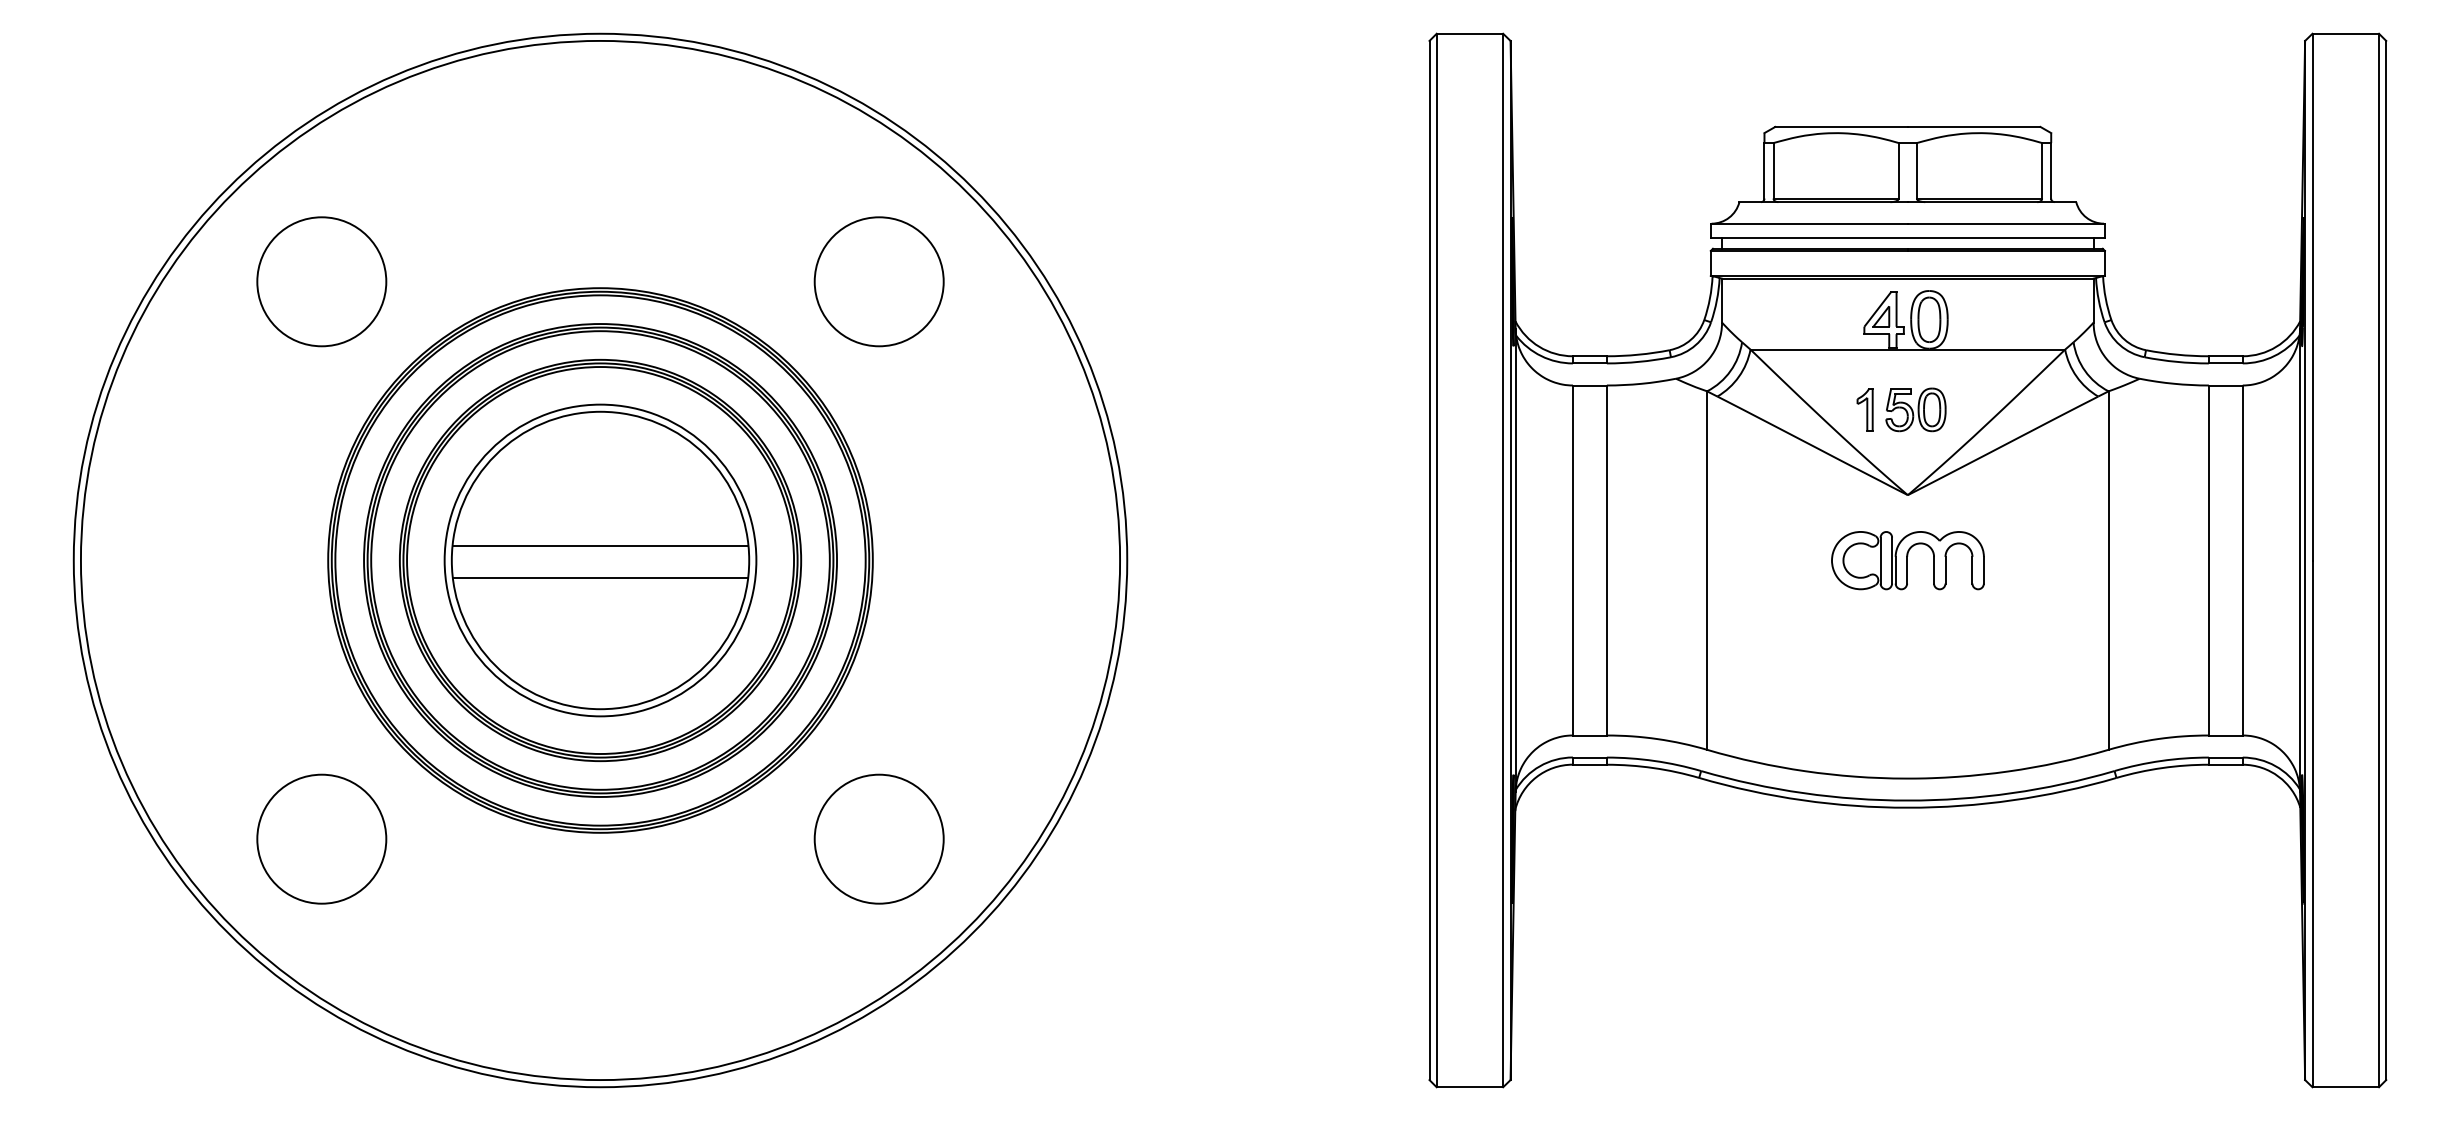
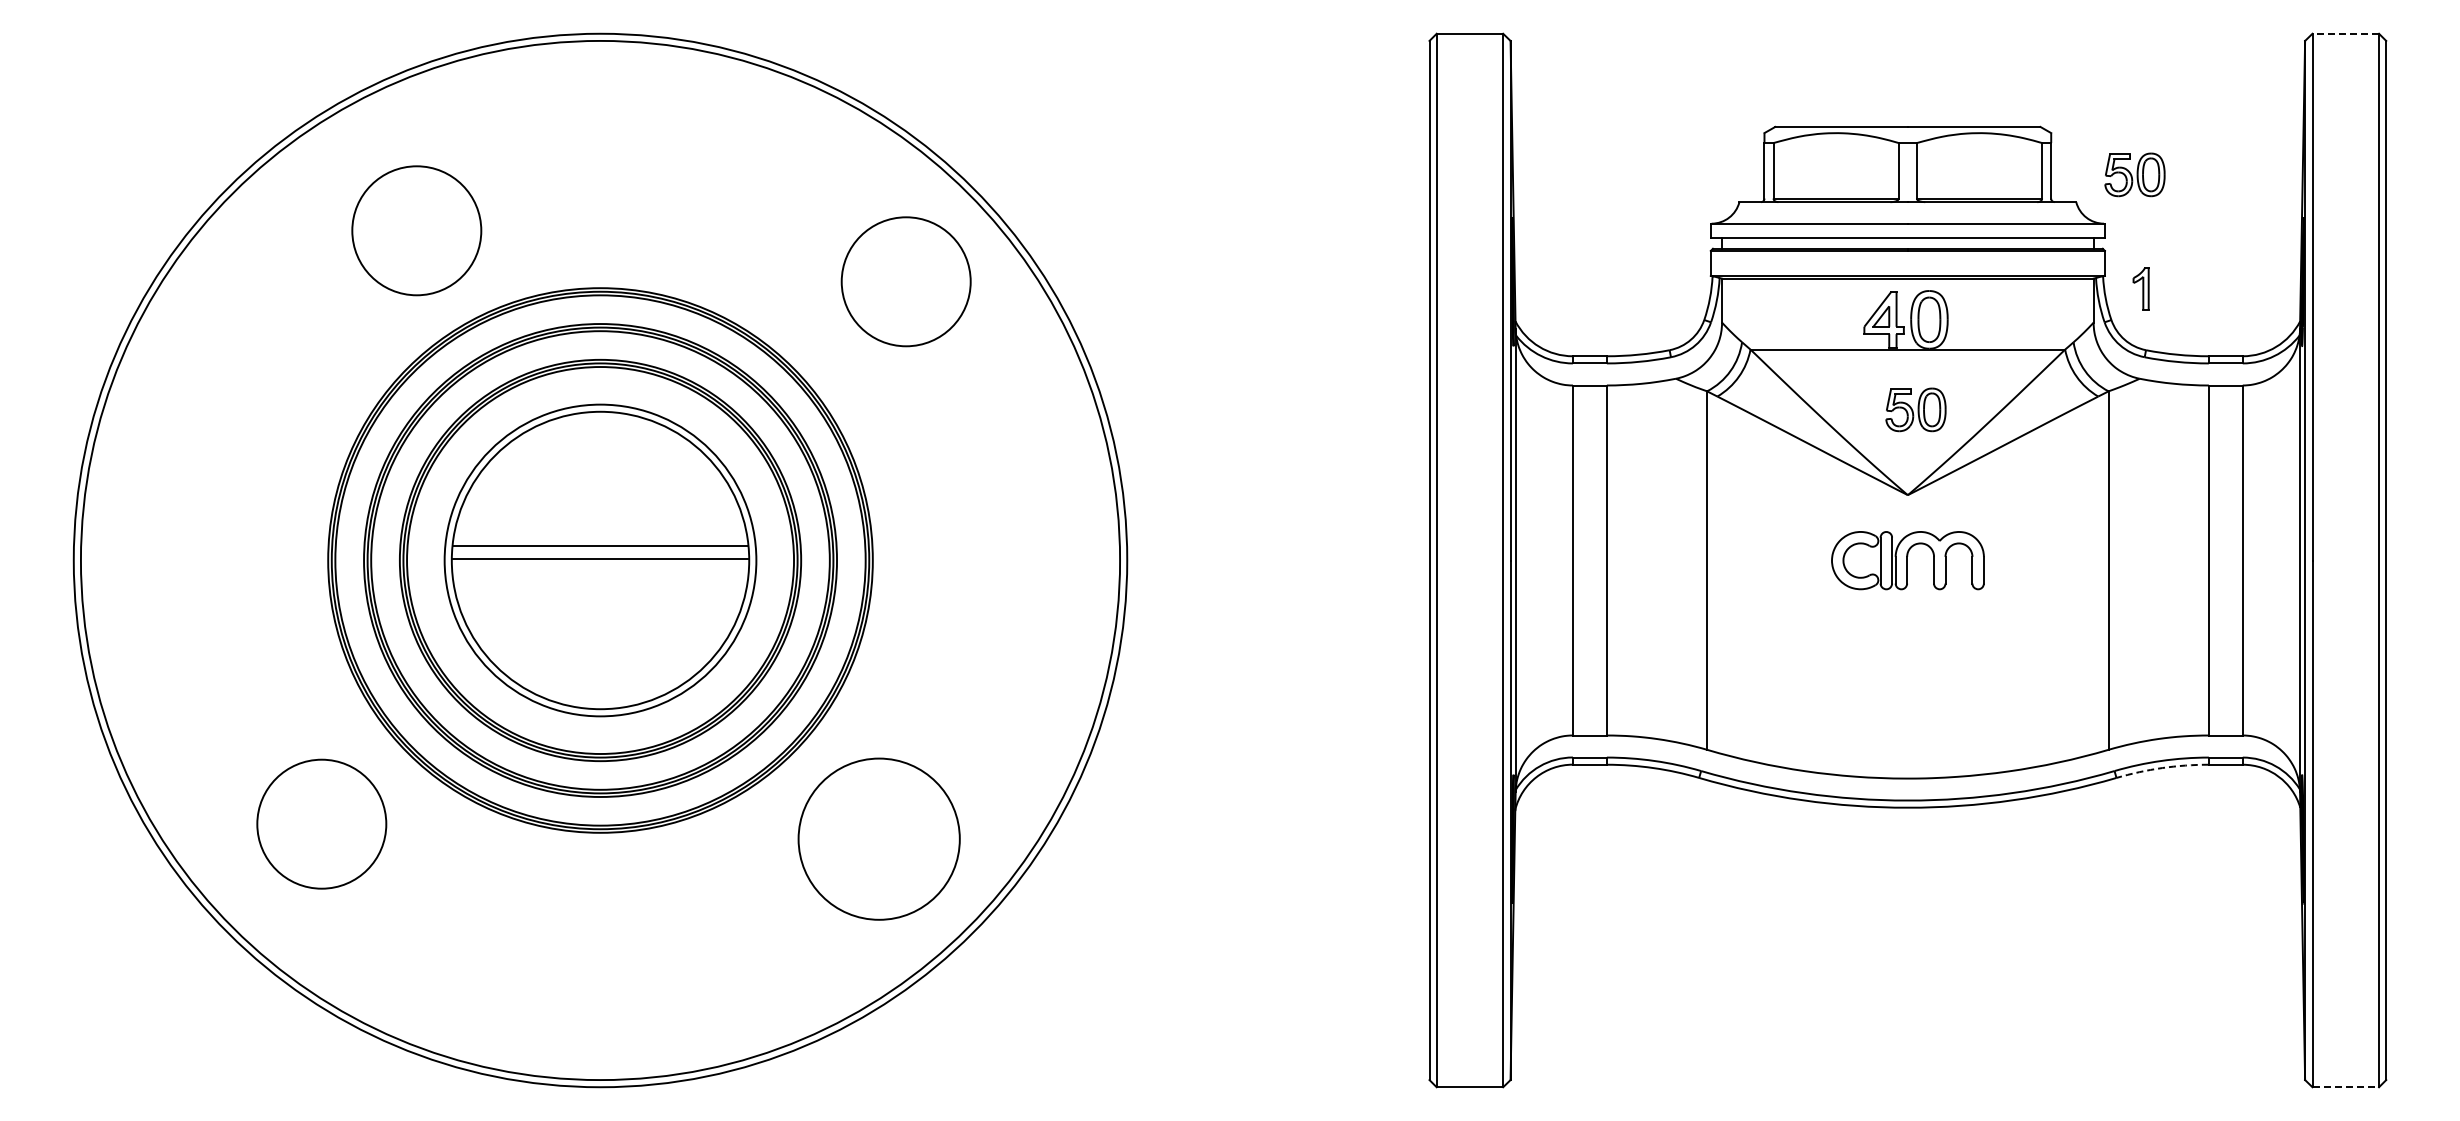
line: solid -> dashed (2345, 33)
part: none -> present (2134, 174)
circle position: (321, 281) -> (416, 230) (416, 230)
circle position: (878, 281) -> (905, 281) (905, 281)
part position: (1864, 409) -> (2140, 288) (2140, 288)
line position: (600, 578) -> (600, 559) (600, 559)
arc: solid -> dashed (2162, 768)
circle position: (321, 838) -> (321, 823) (321, 823)
circle diameter: 129 px -> 161 px (878, 838)
line: solid -> dashed (2346, 1087)
